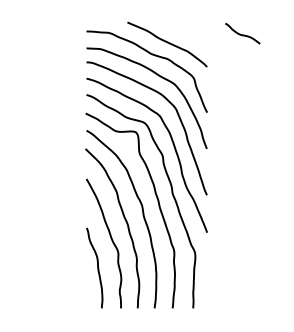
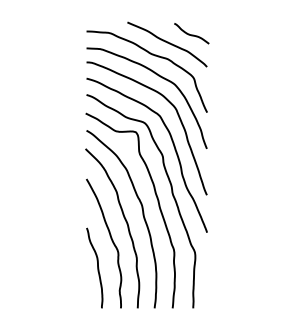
curve position: (242, 34) -> (191, 34) (191, 34)
